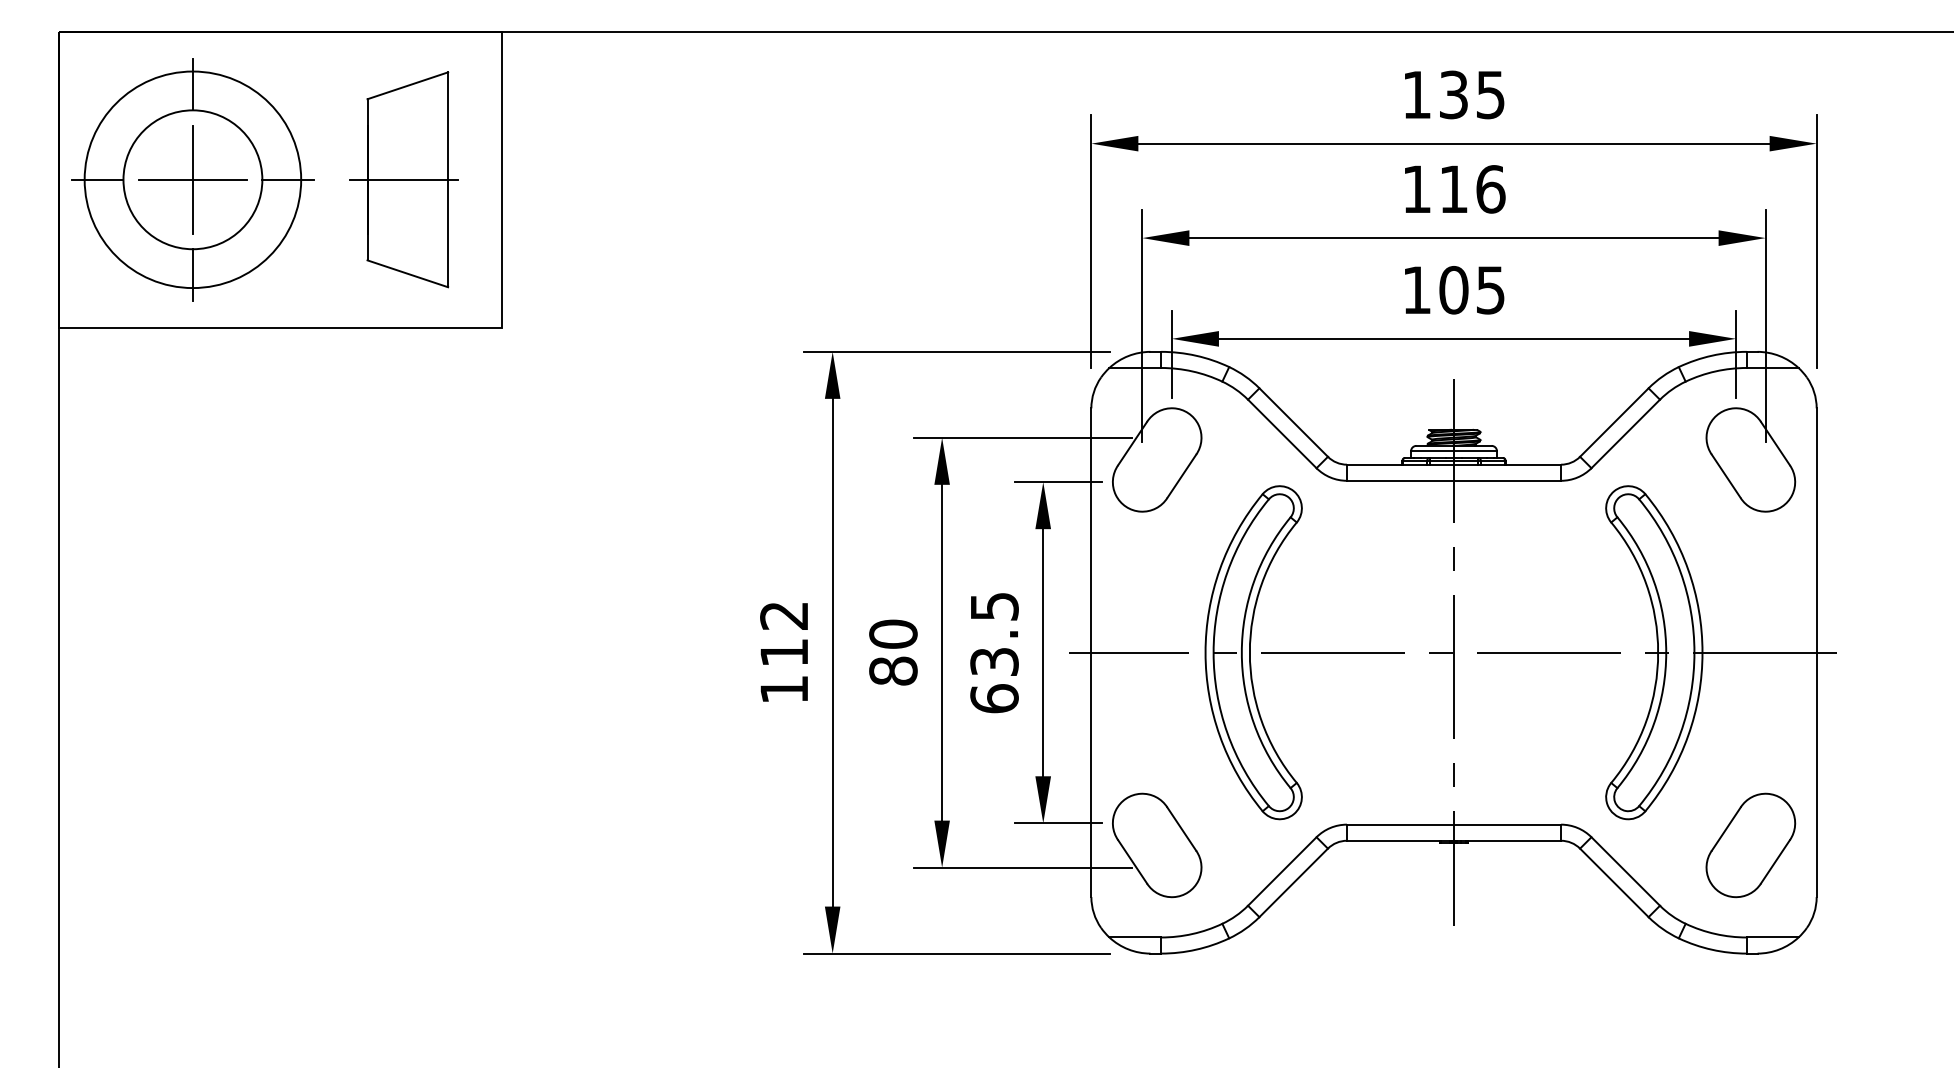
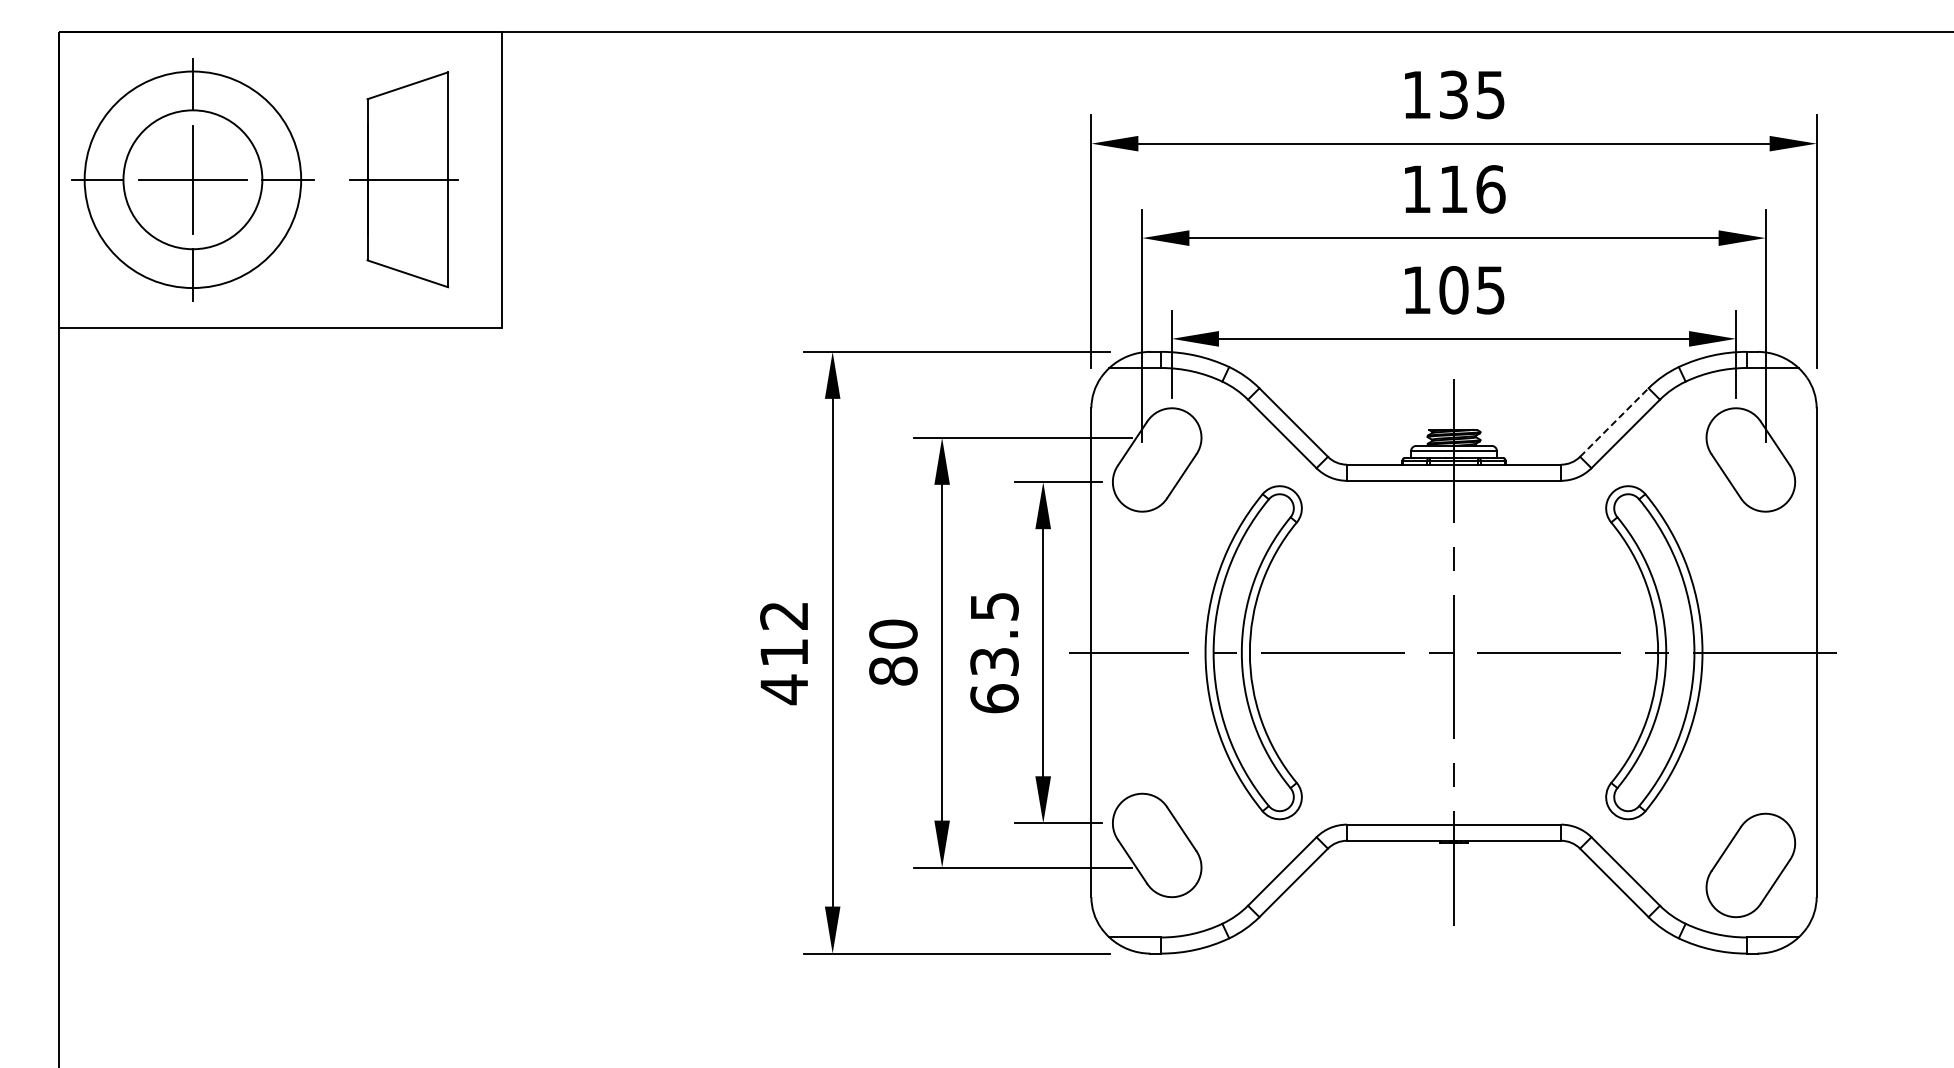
line: solid -> dashed (1614, 422)
text: 112 -> 412 (783, 689)
part position: (1750, 845) -> (1750, 865) (1750, 865)
